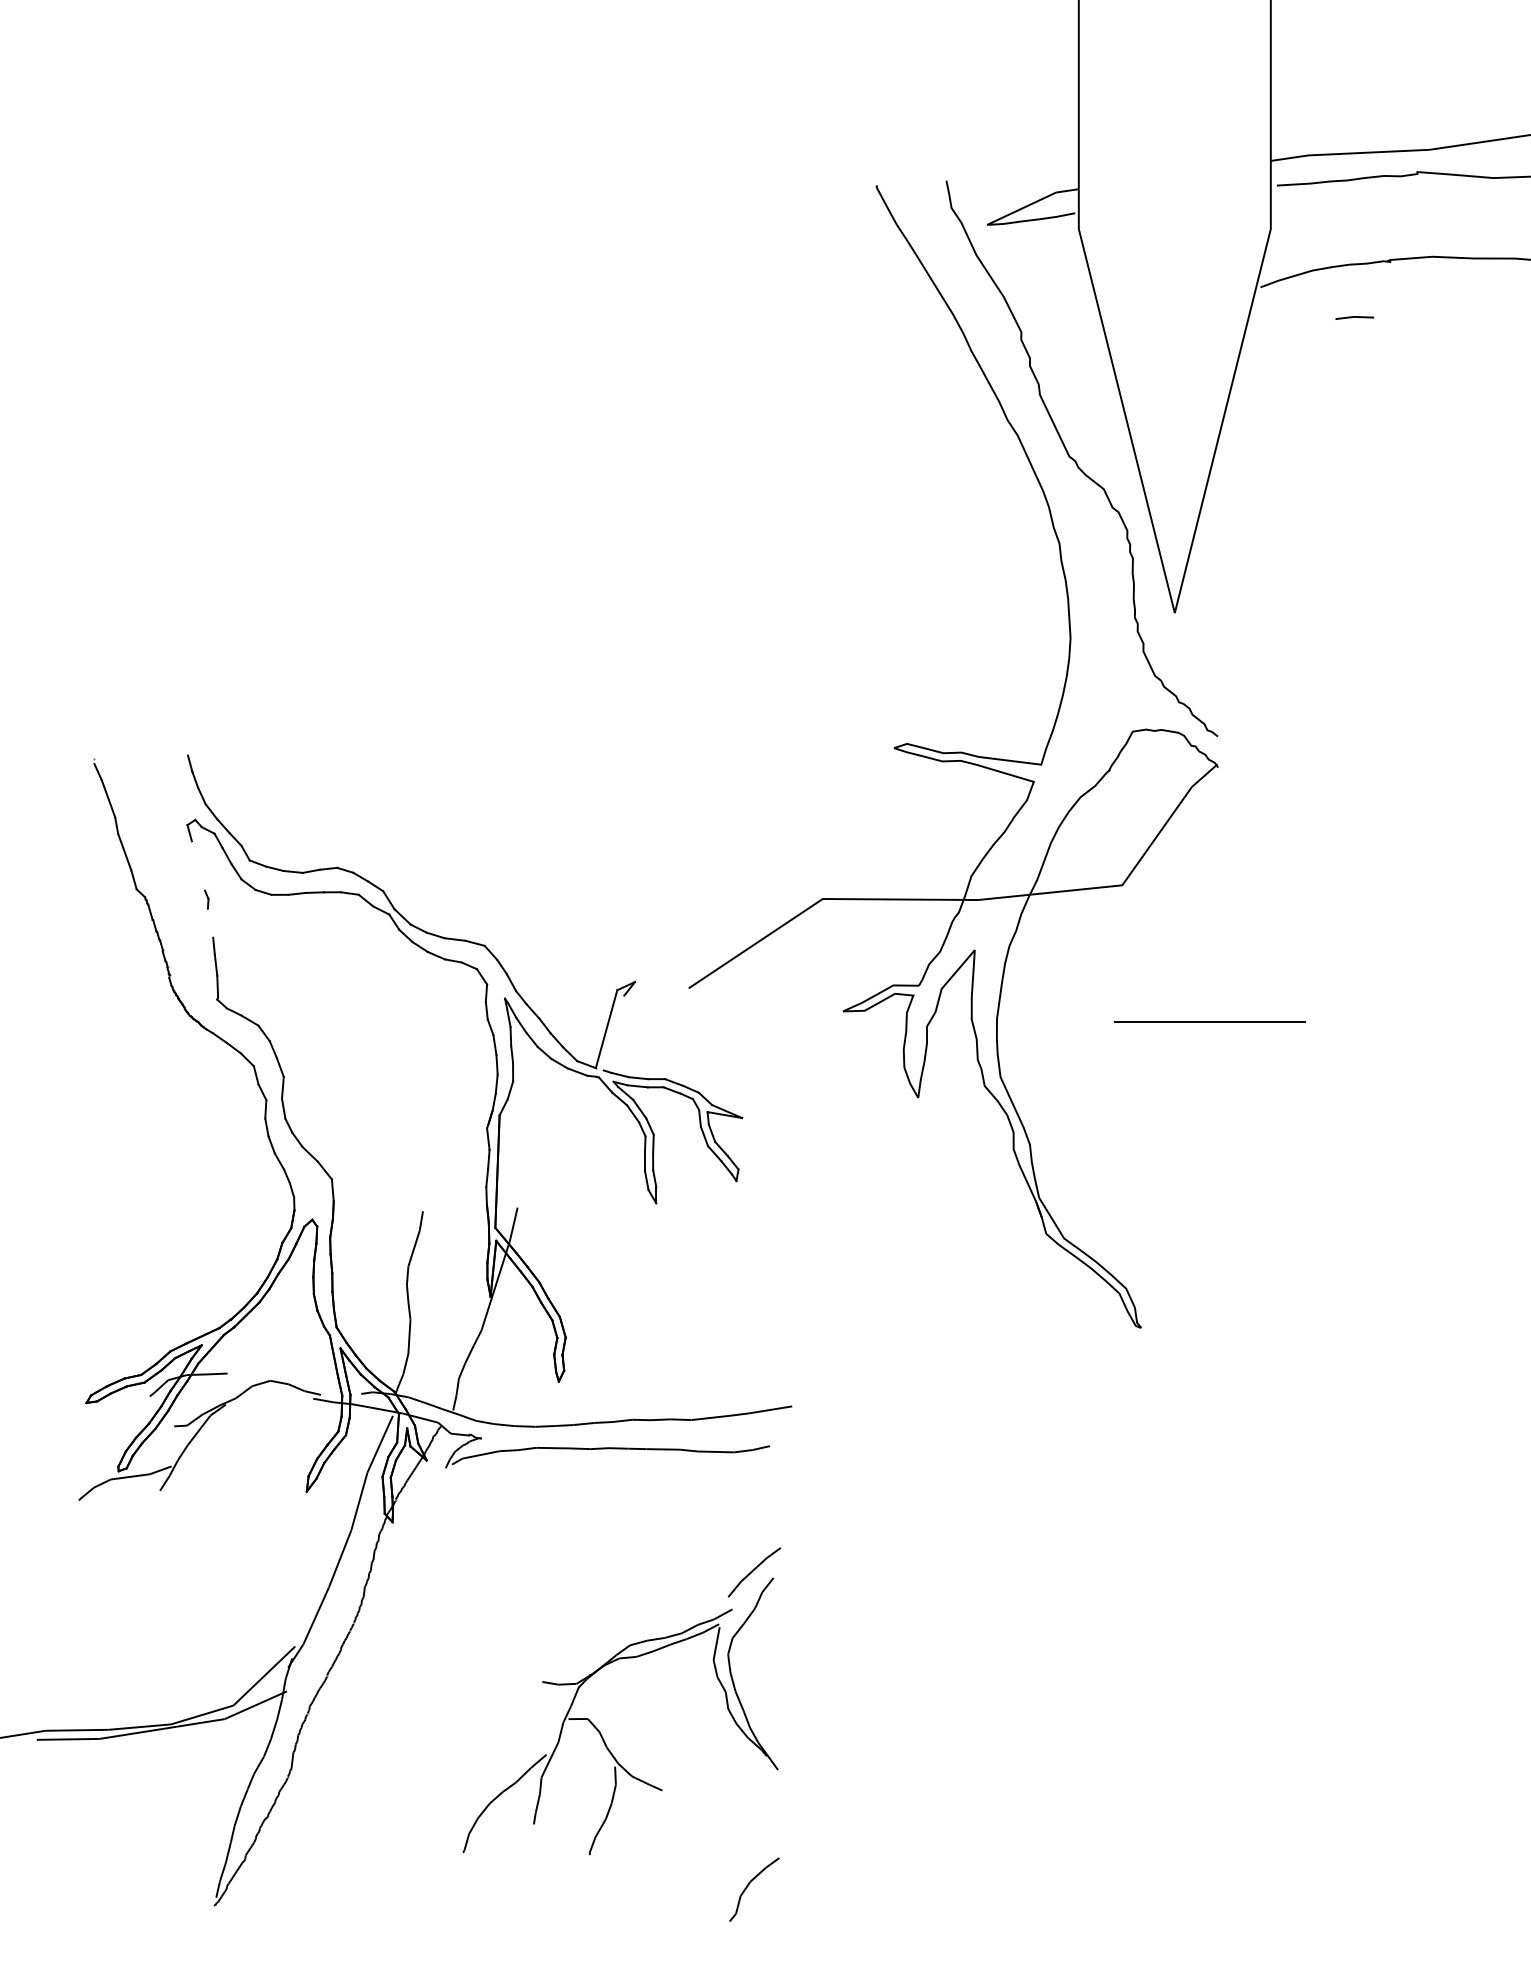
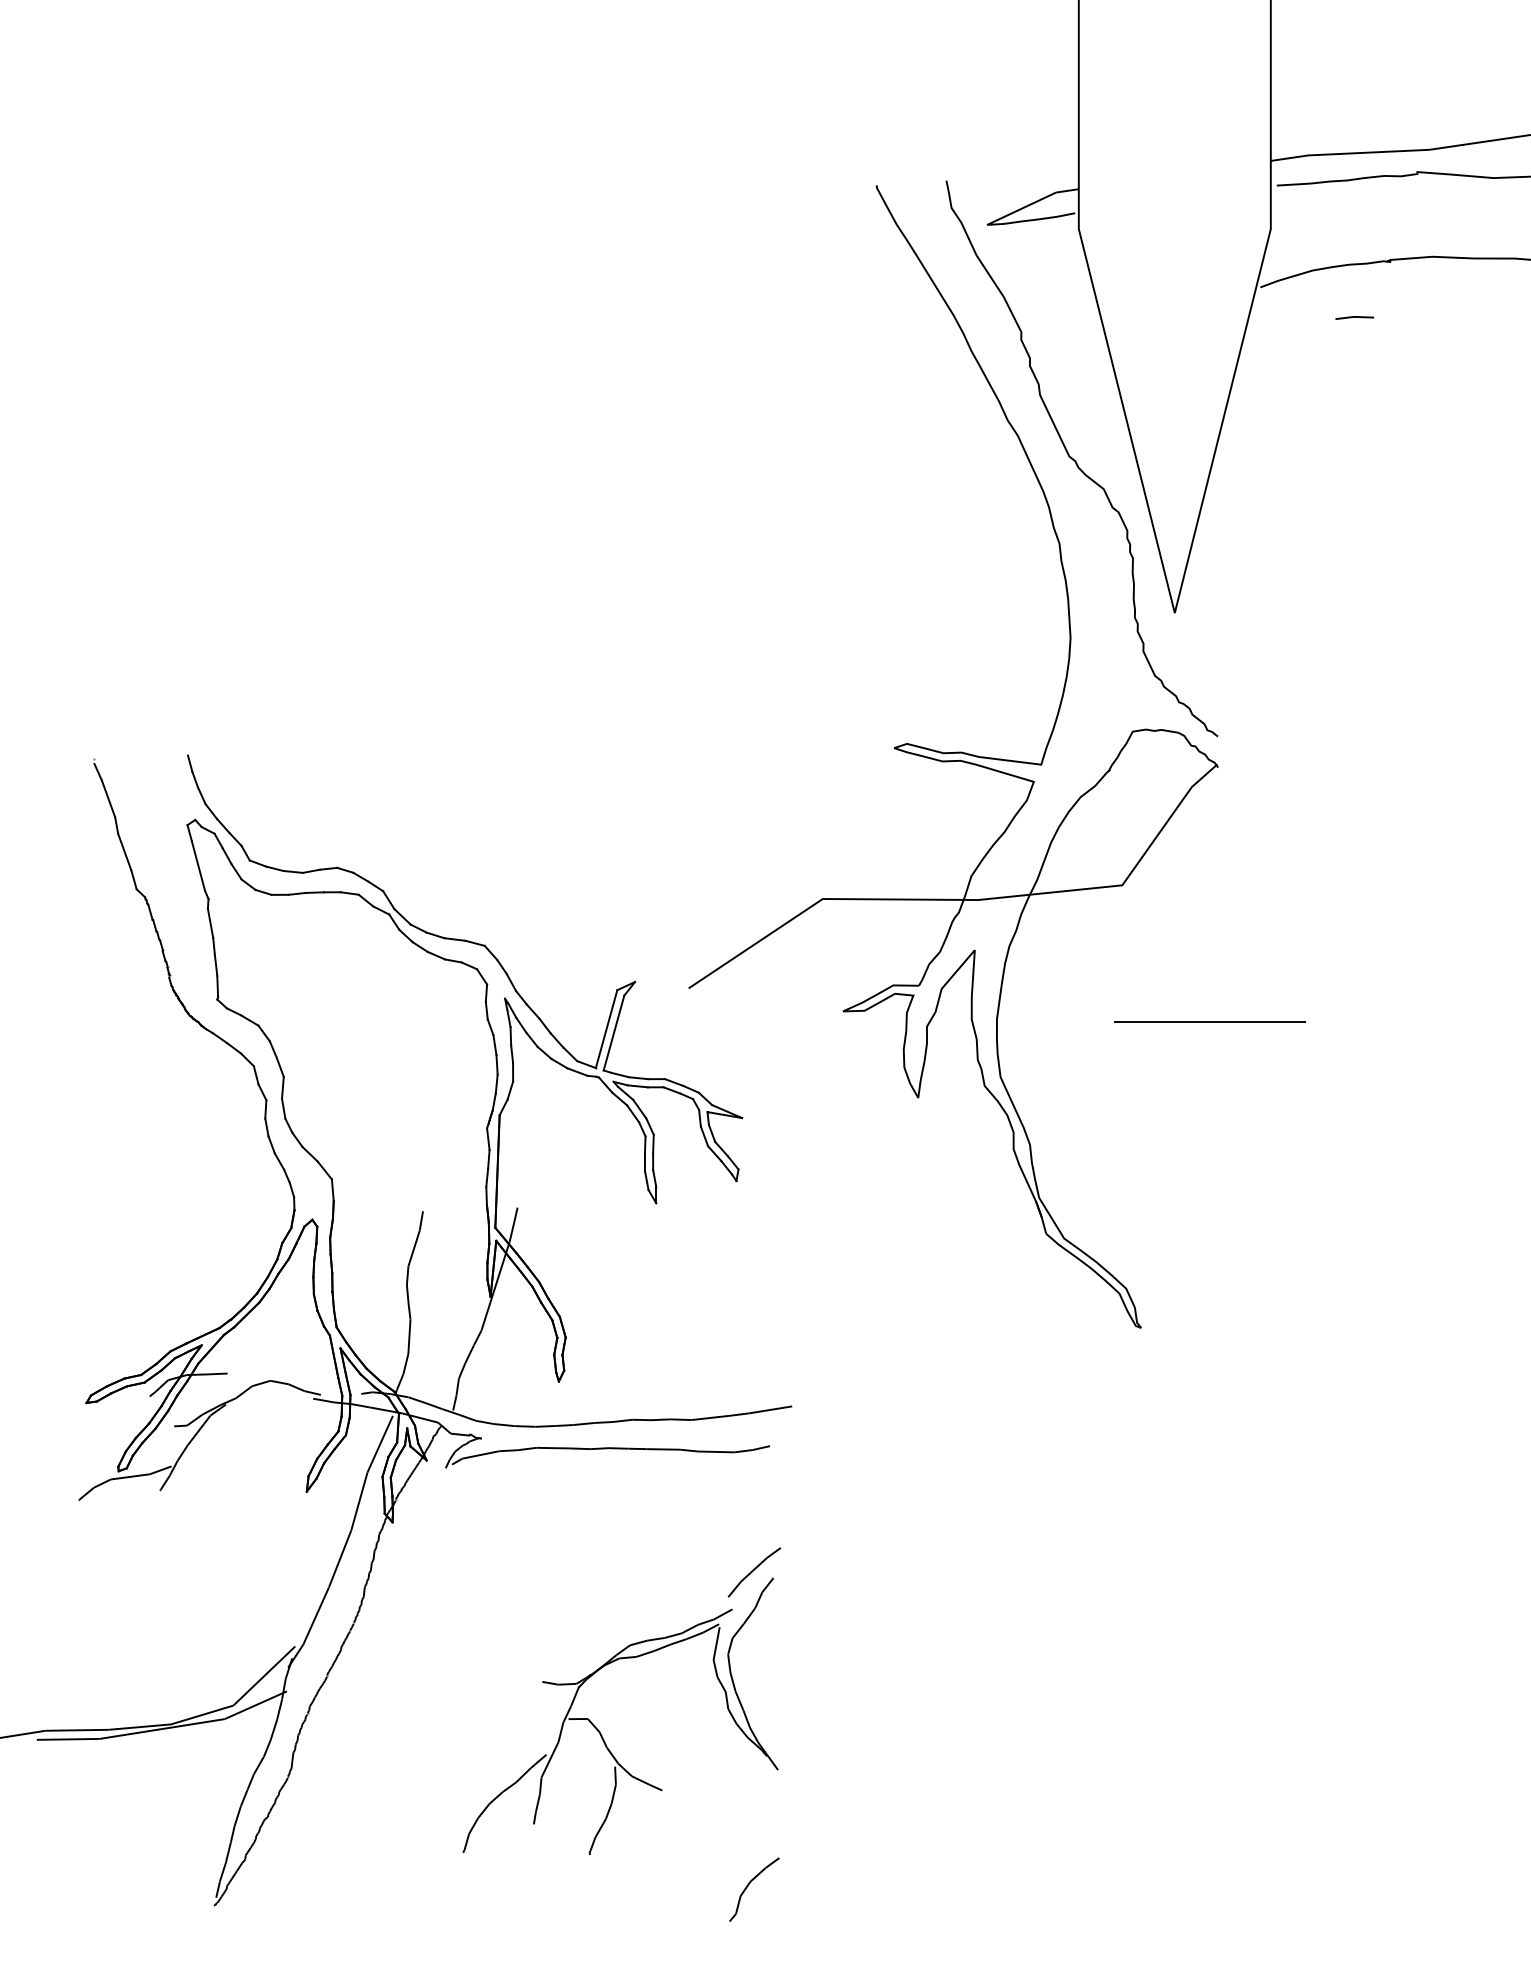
line: none -> present (198, 865)
line: none -> present (210, 922)
line: none -> present (613, 1032)
